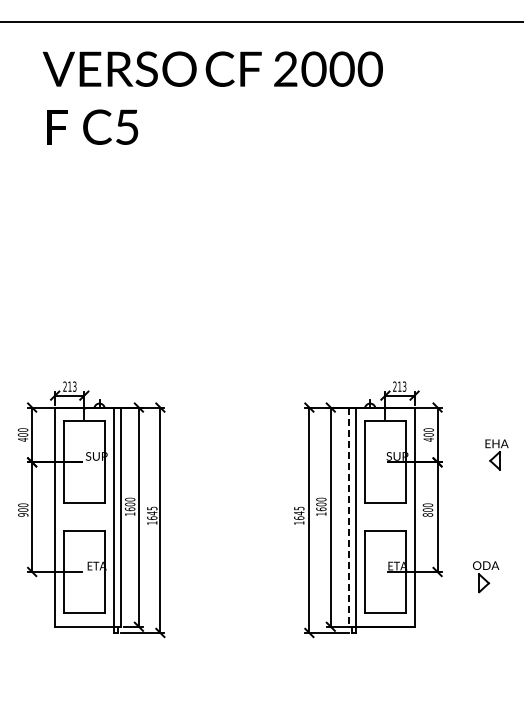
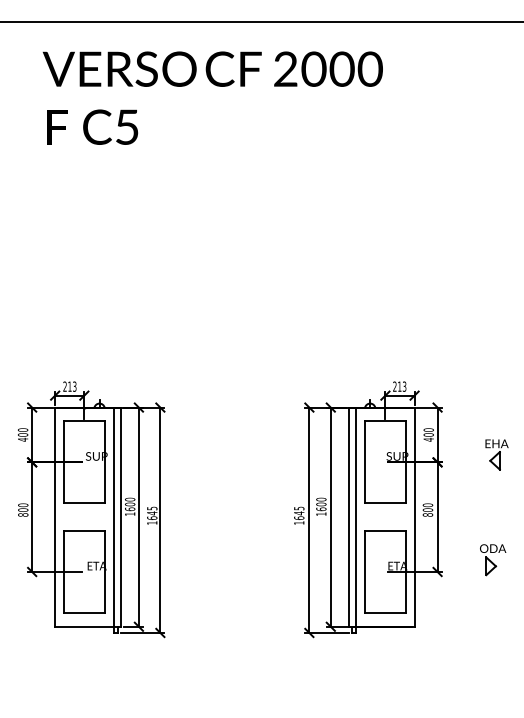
text: 900 -> 800 (23, 514)
line: dashed -> solid (348, 517)
part position: (486, 577) -> (493, 560) (493, 560)
